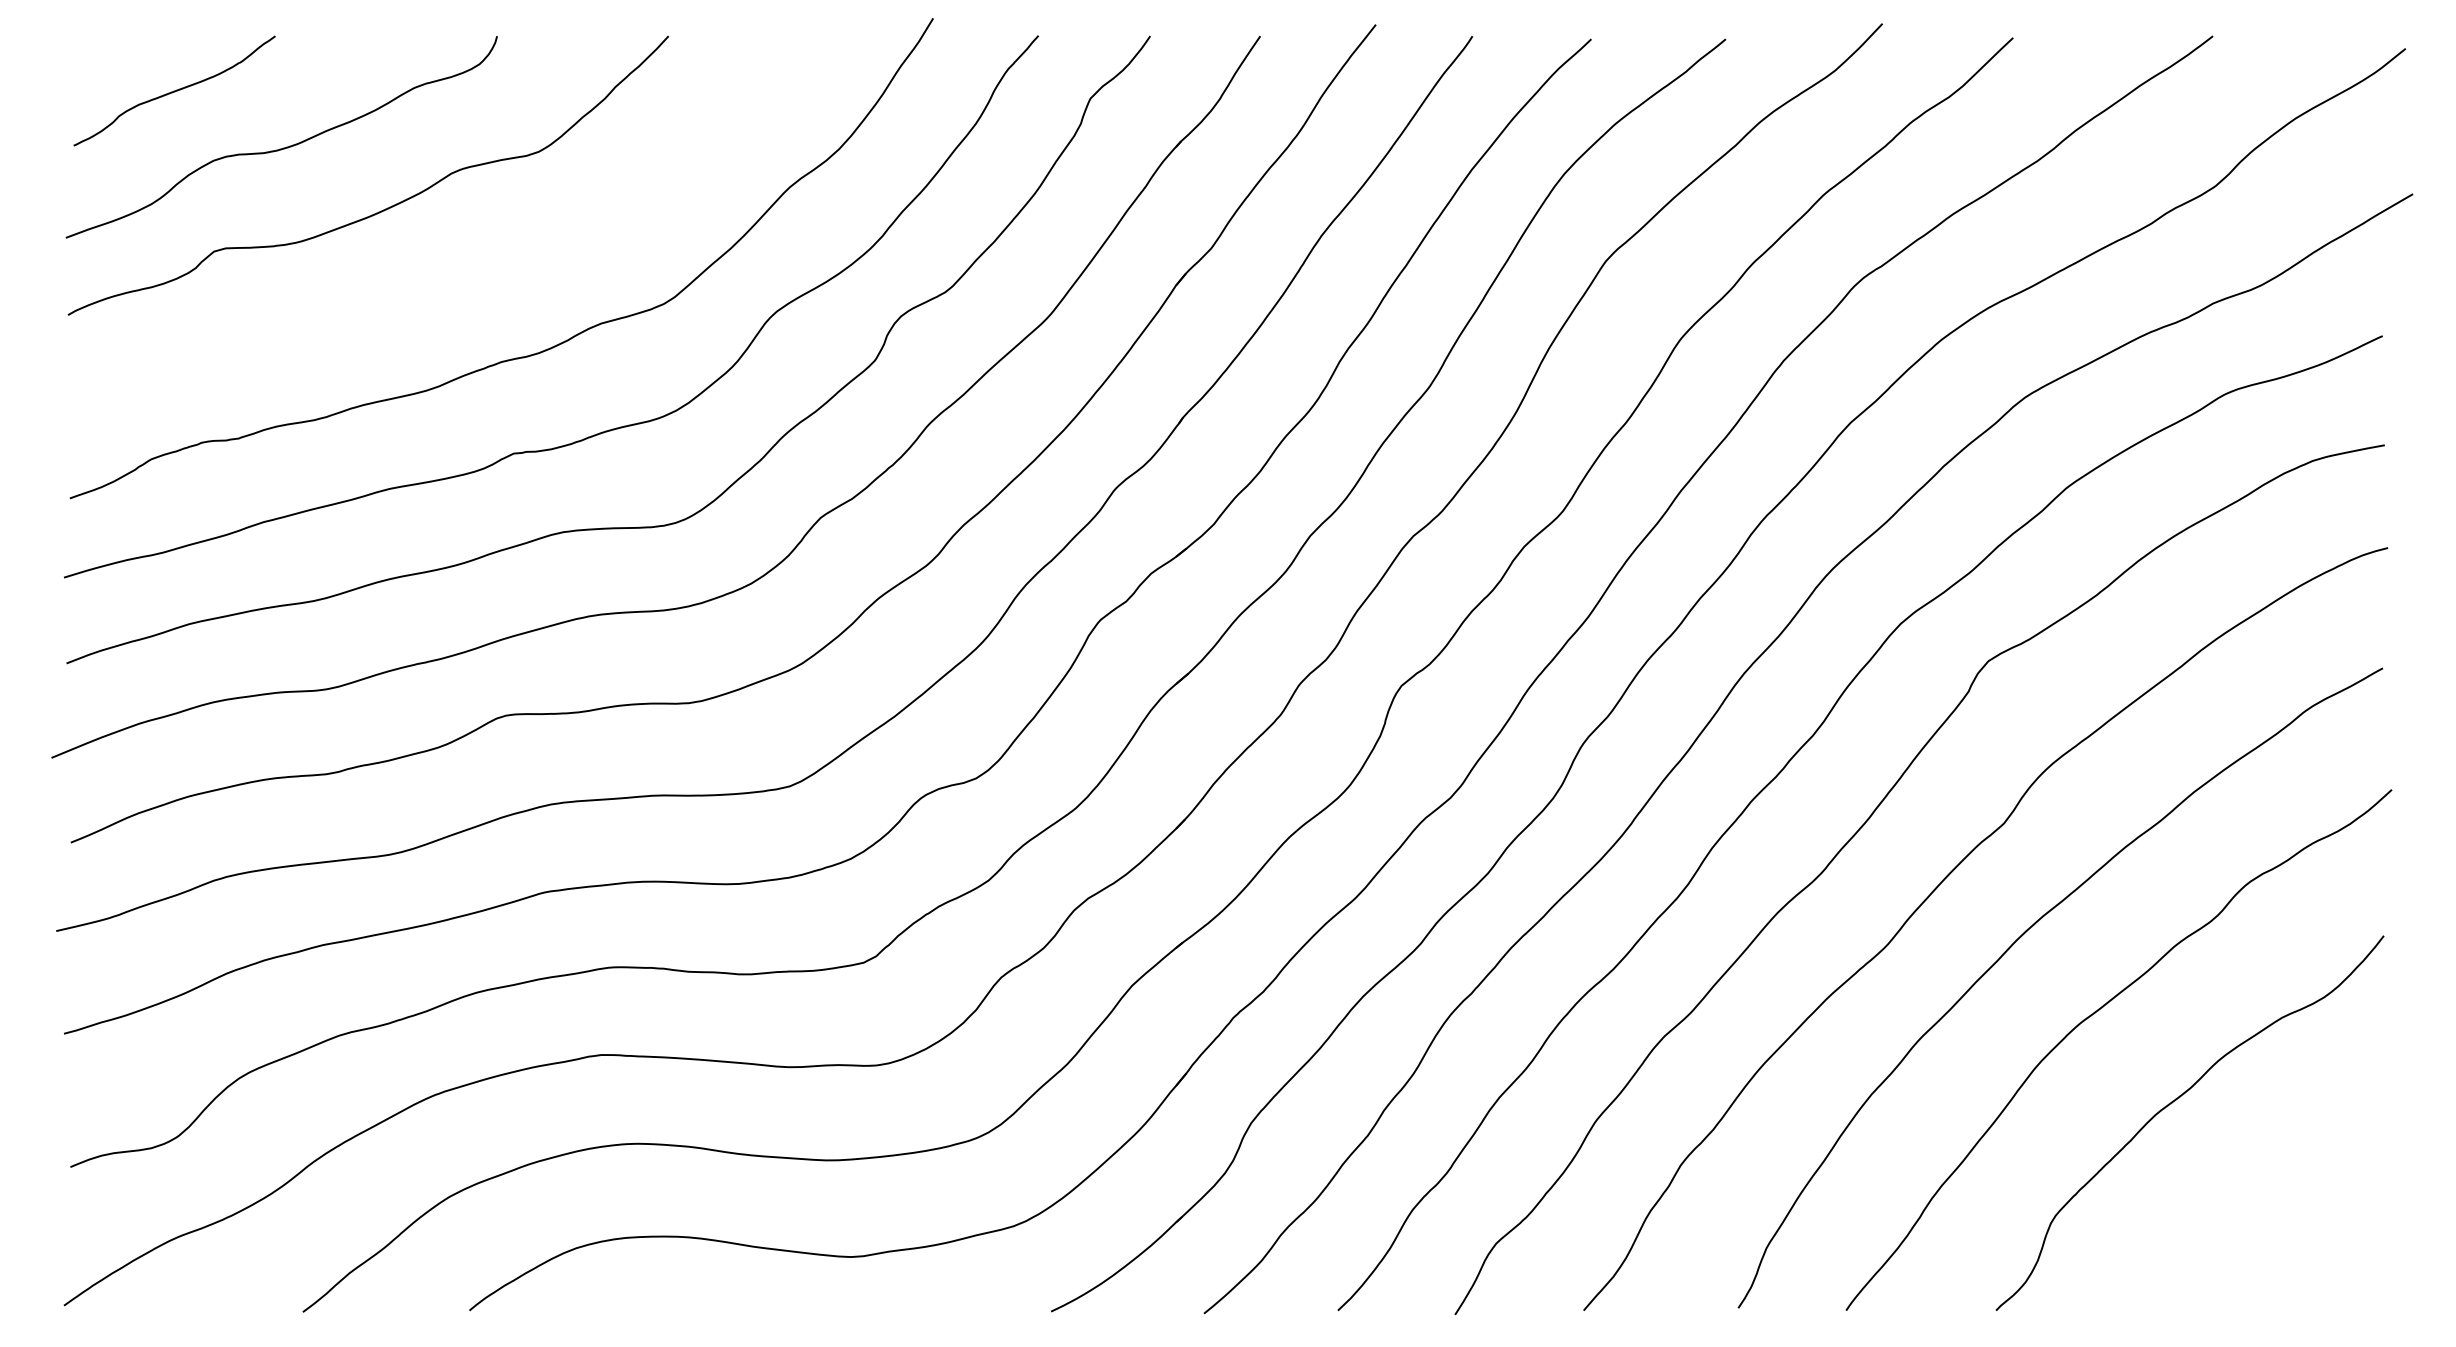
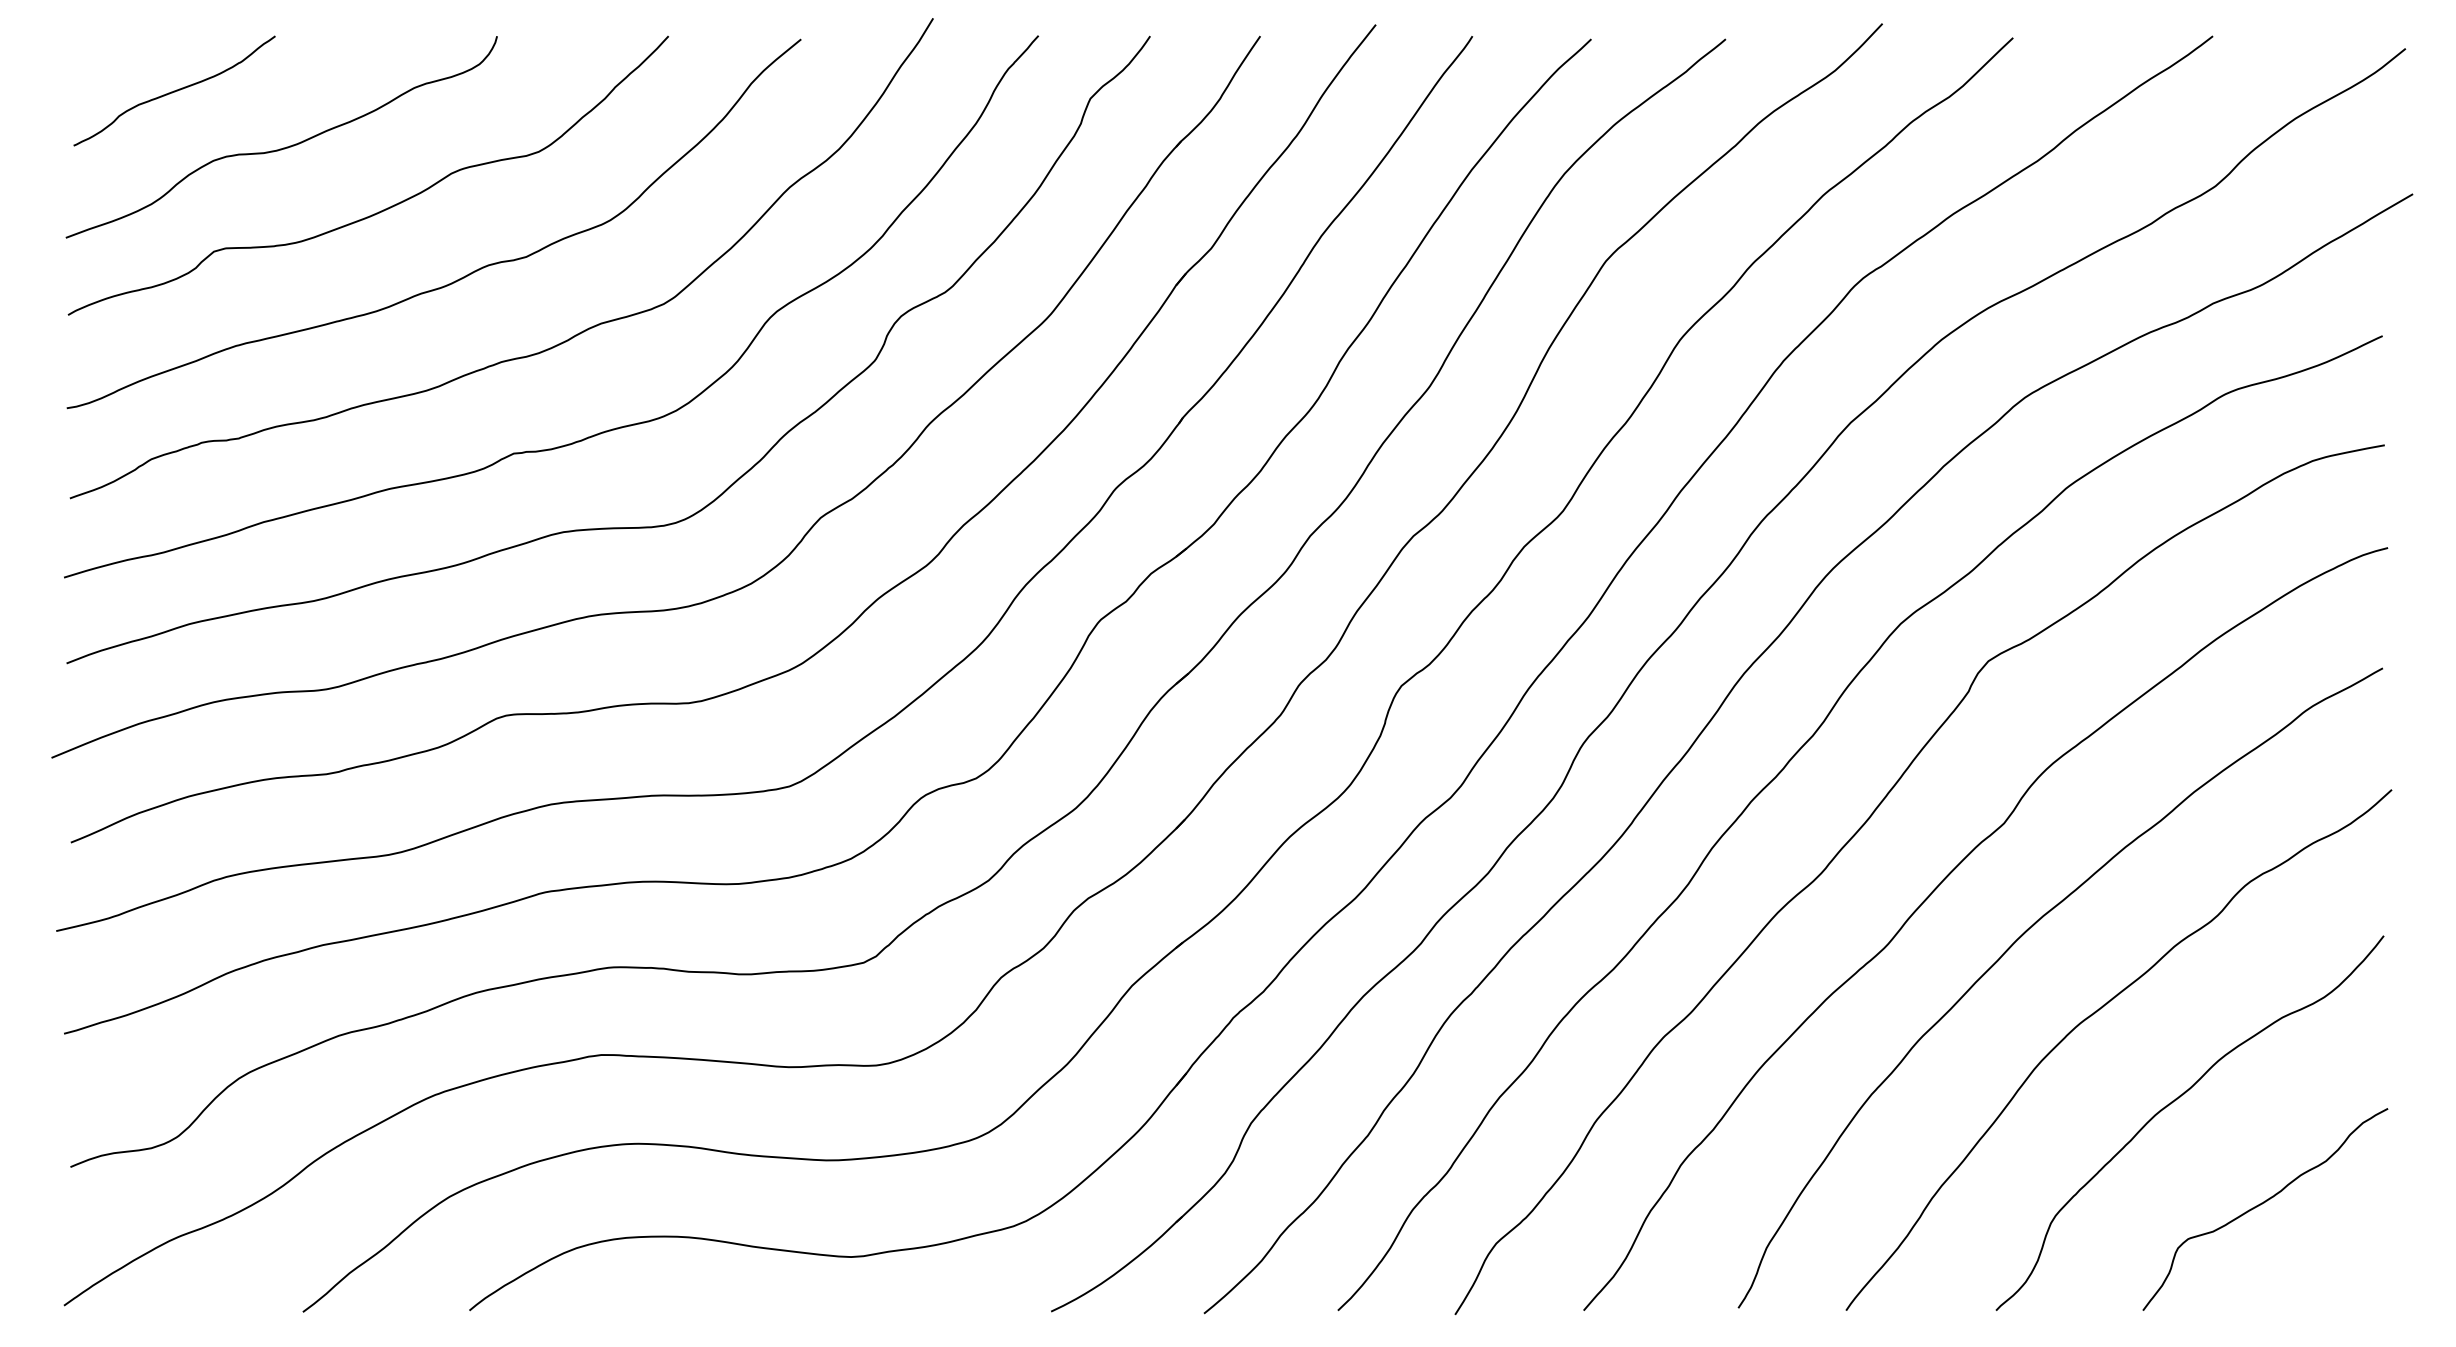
curve: none -> present (461, 277)
curve: none -> present (2262, 1204)
